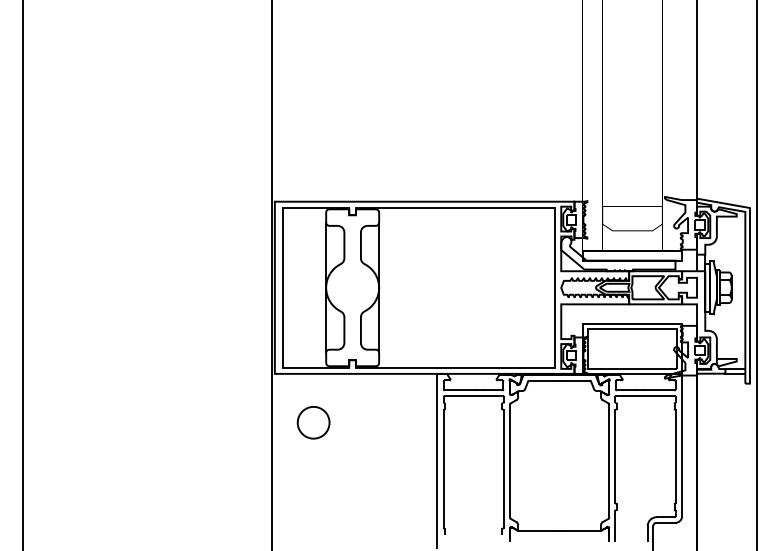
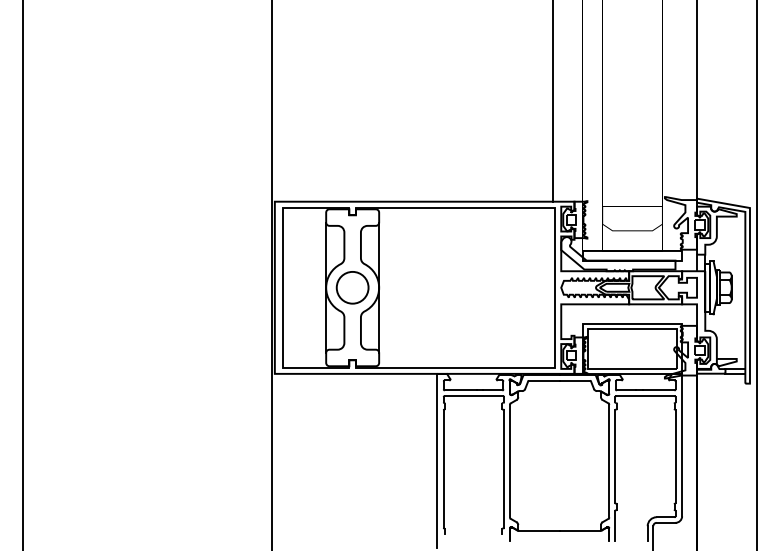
line: none -> present (552, 101)
circle position: (313, 422) -> (352, 287) (352, 287)
